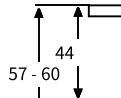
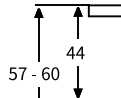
part position: (64, 52) -> (75, 52) (75, 52)
